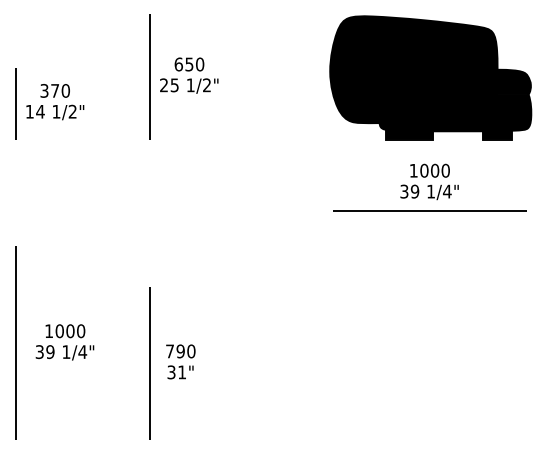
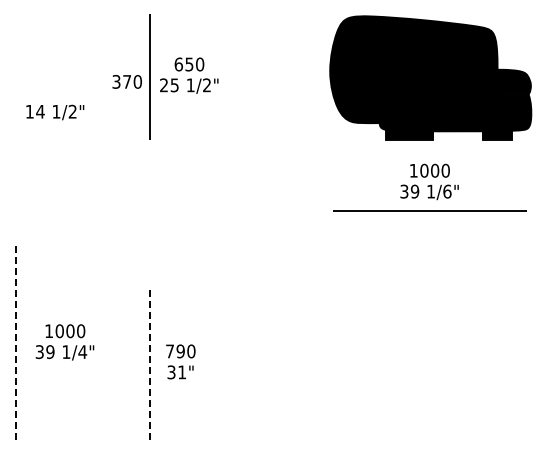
text position: (54, 90) -> (126, 81) (126, 81)
line: present -> none (15, 103)
text: 1/4" -> 1/6" (447, 191)
line: solid -> dashed (16, 343)
line: solid -> dashed (149, 363)
